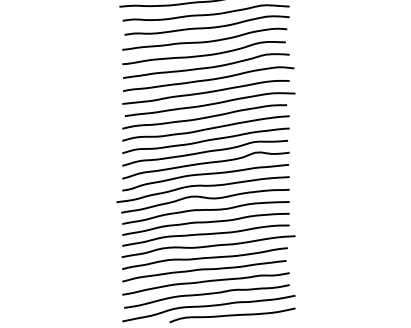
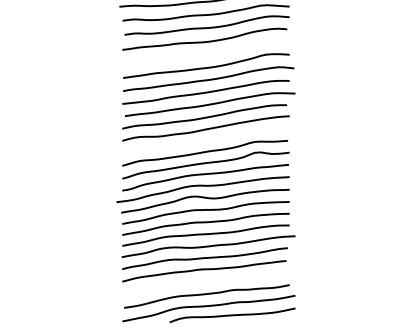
curve: present -> none (203, 54)
curve: present -> none (205, 140)
curve: present -> none (205, 282)
